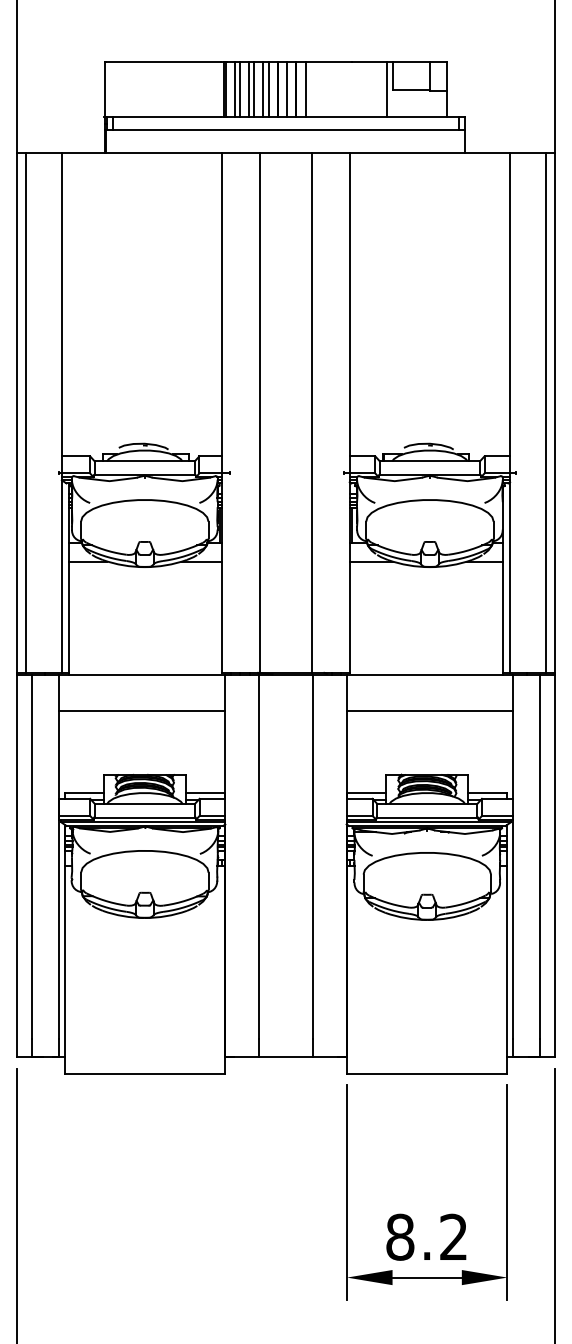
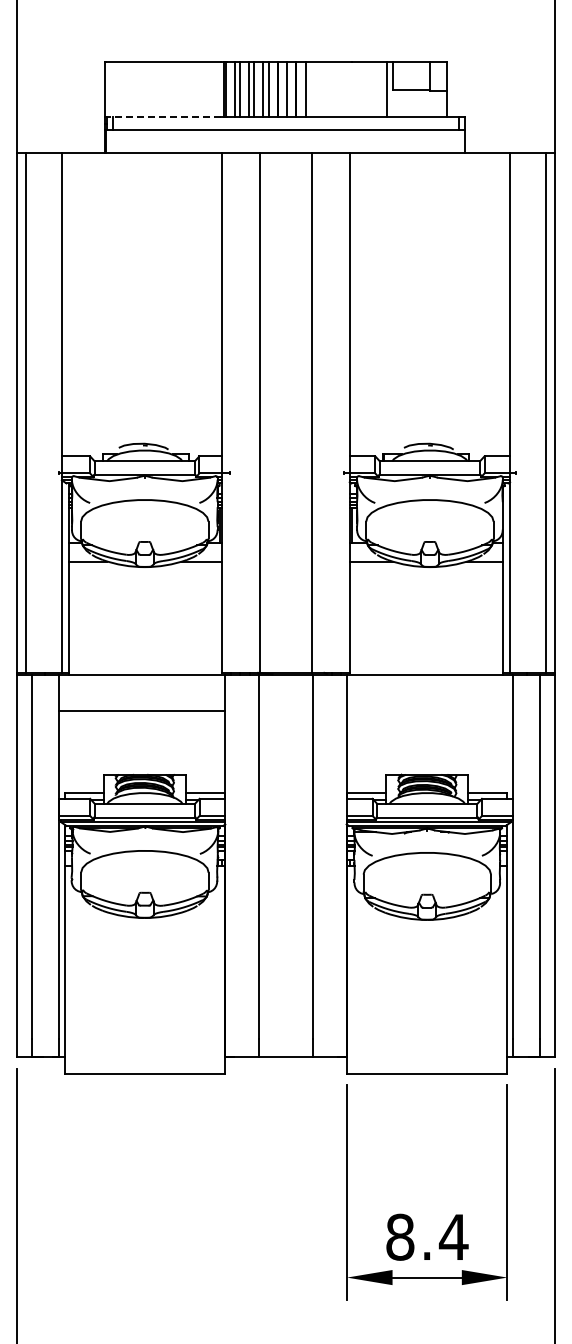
line: solid -> dashed (161, 116)
line: present -> none (429, 710)
text: 8.2 -> 8.4 (453, 1236)
